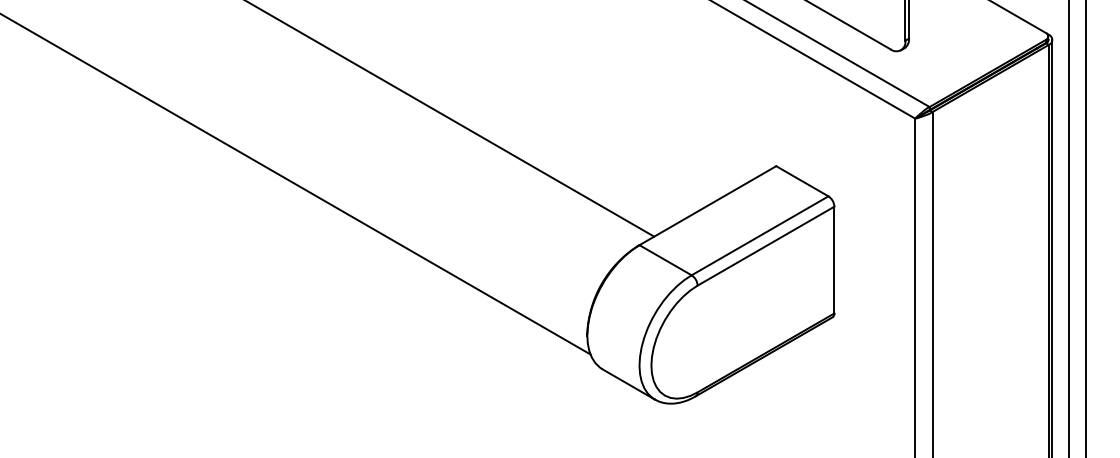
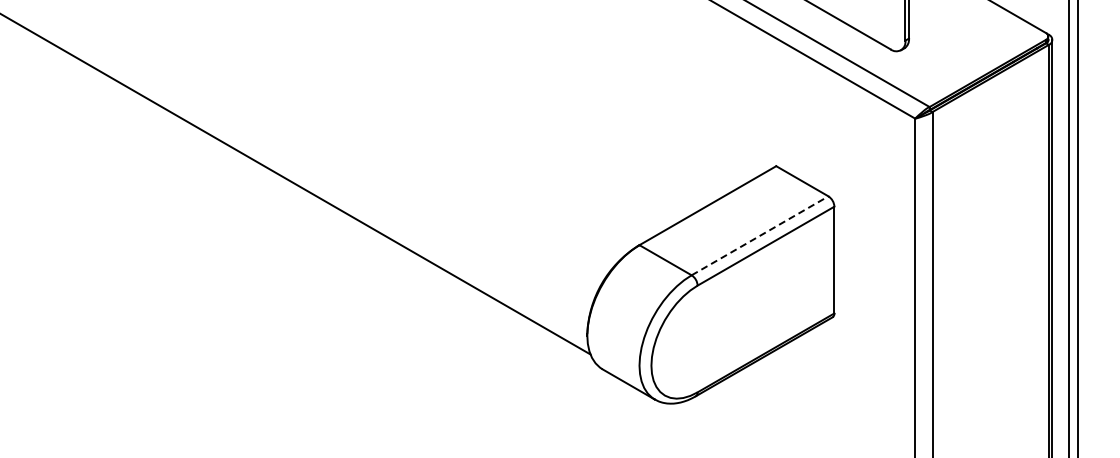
line: present -> none (451, 119)
line position: (1086, 228) -> (1078, 228) (1078, 228)
line: solid -> dashed (760, 235)
